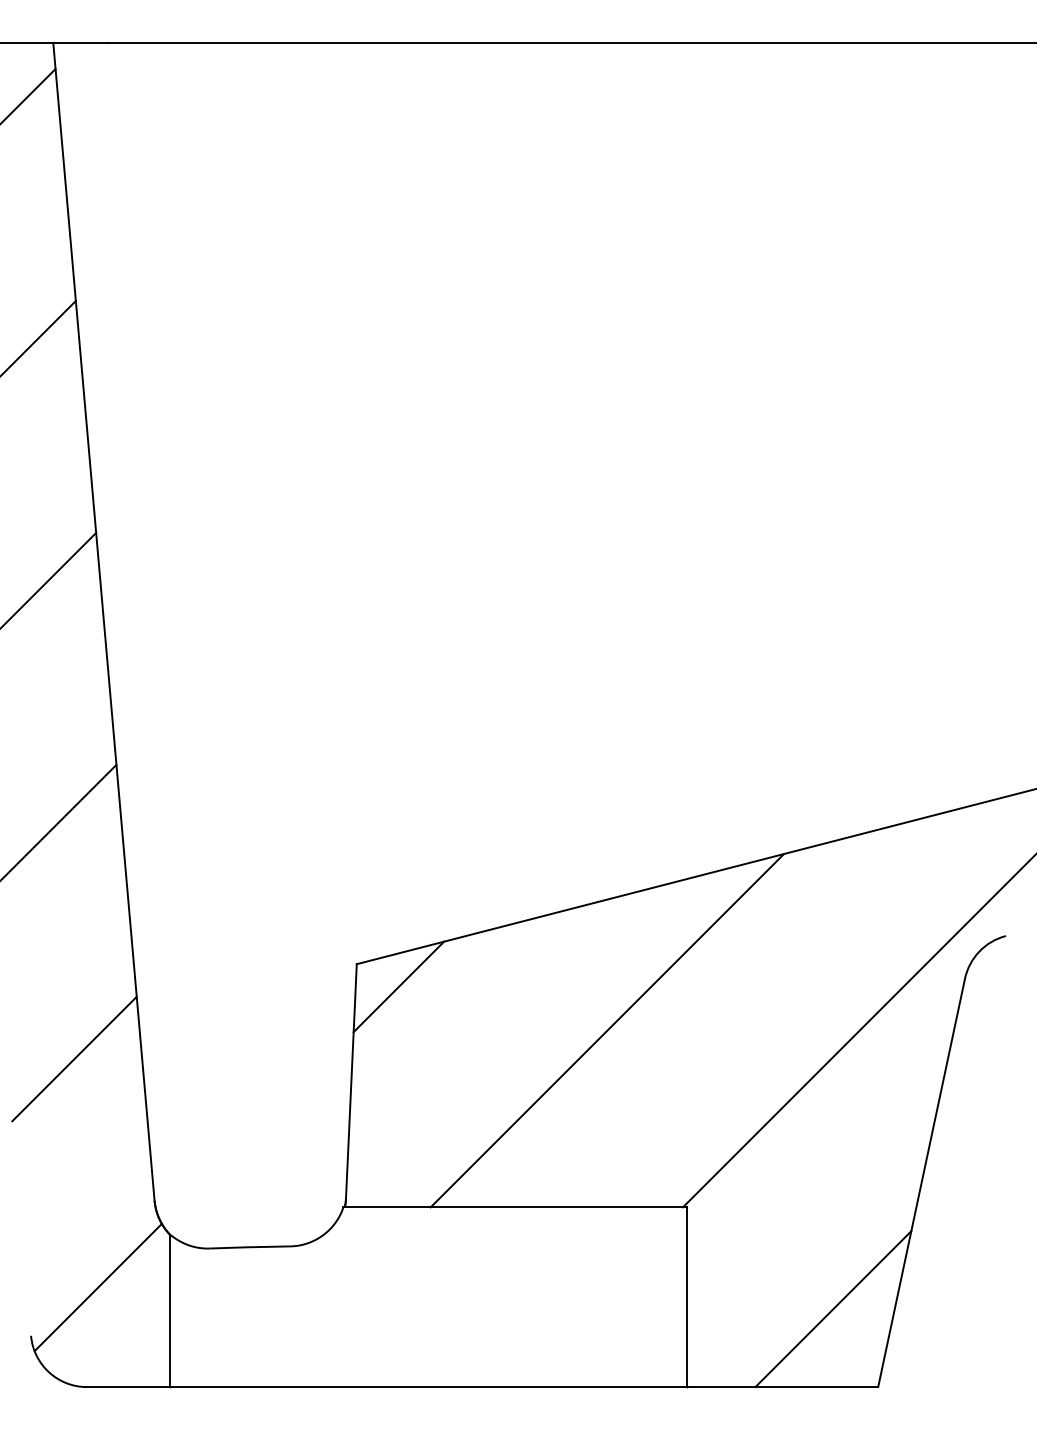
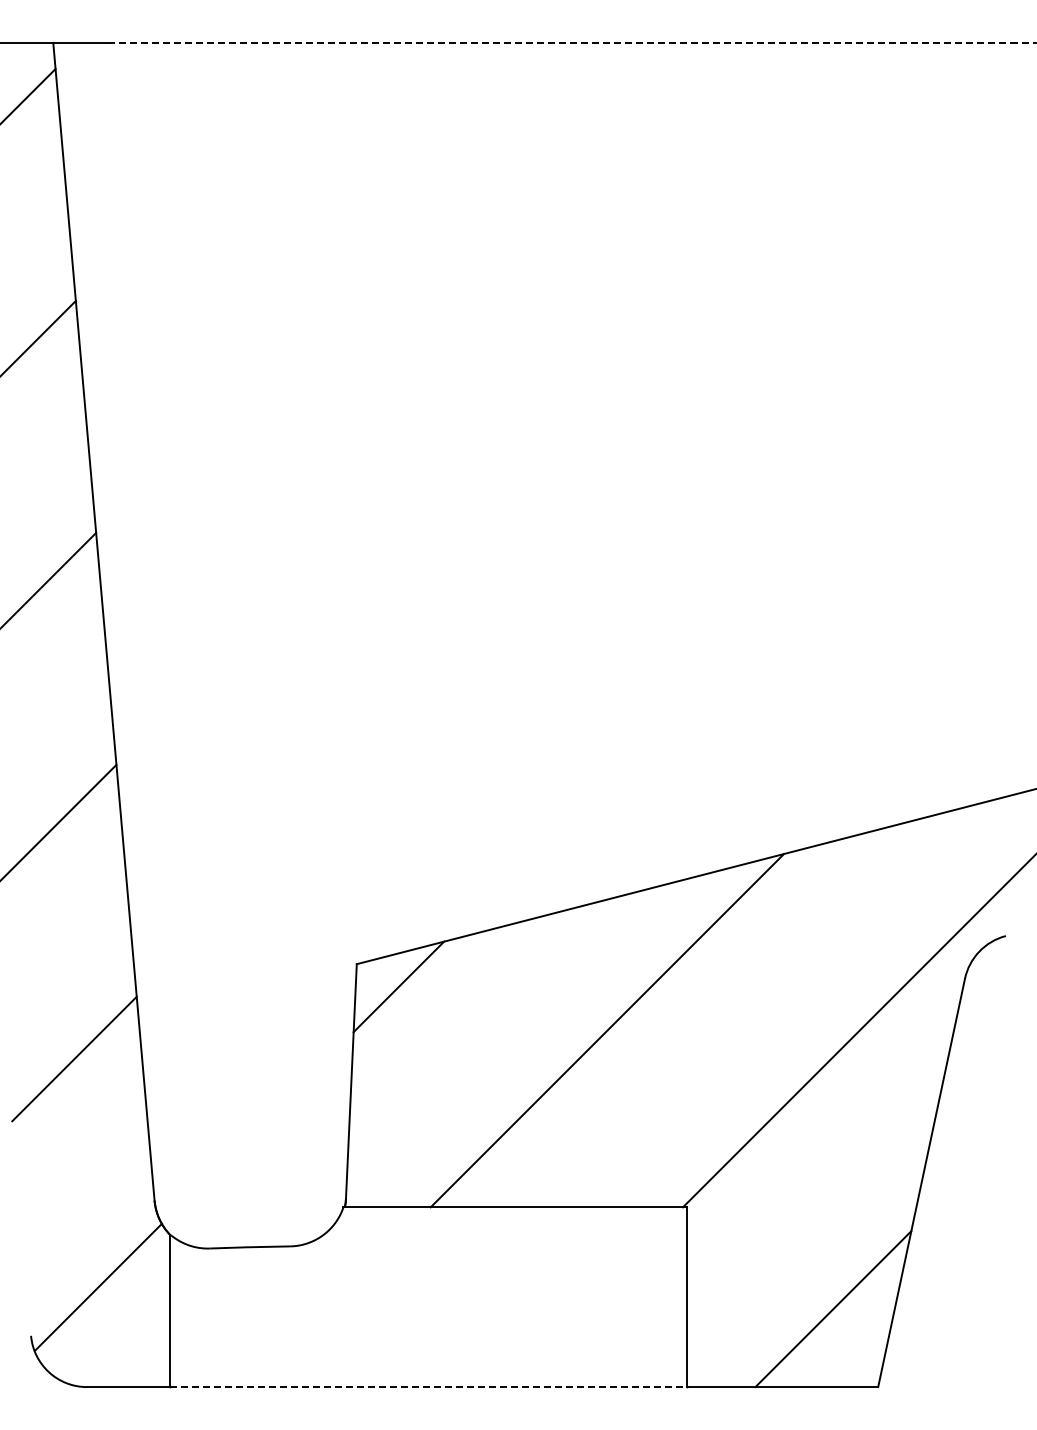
line: solid -> dashed (572, 42)
line: solid -> dashed (429, 1387)
